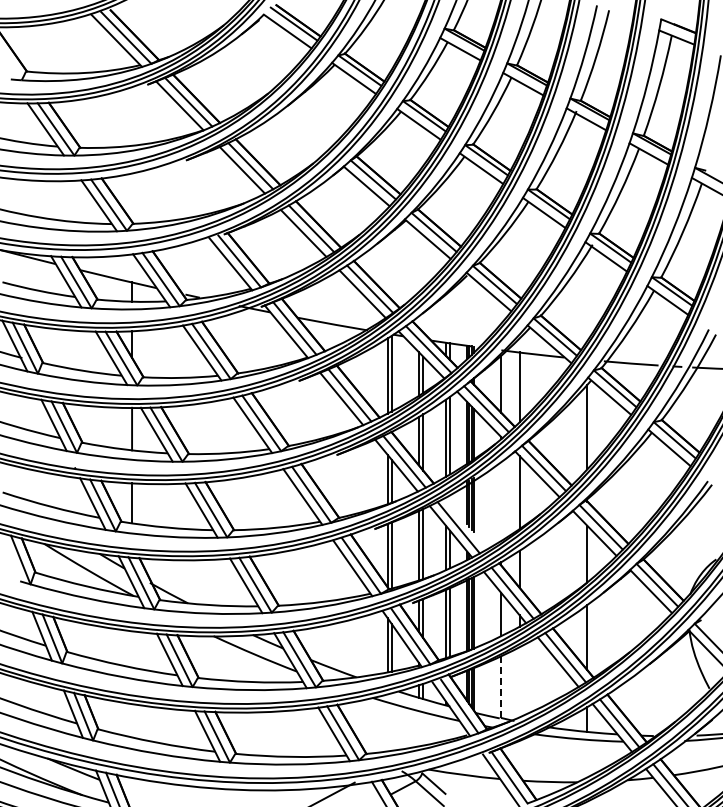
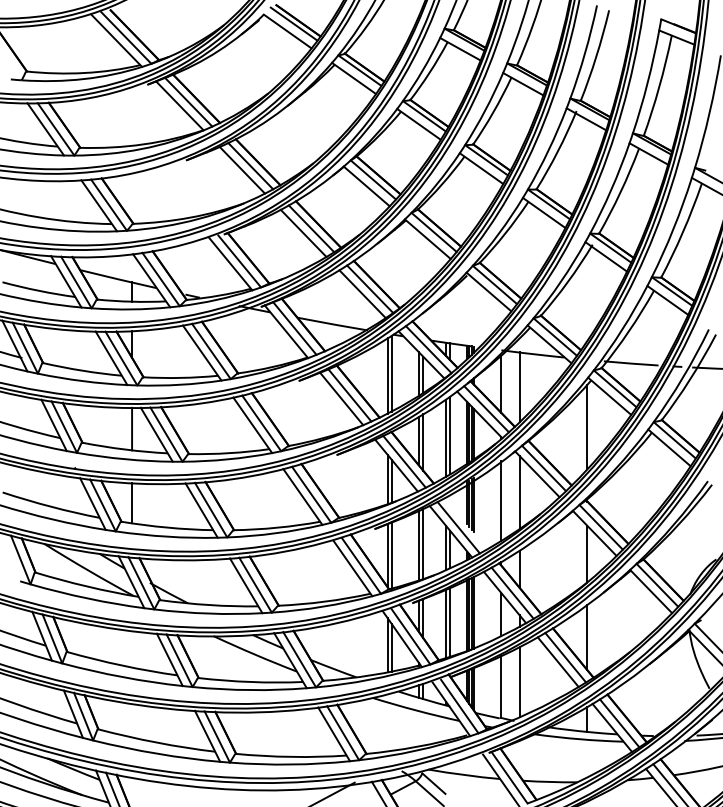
line: none -> present (501, 500)
line: none -> present (519, 682)
line: dashed -> solid (501, 687)
